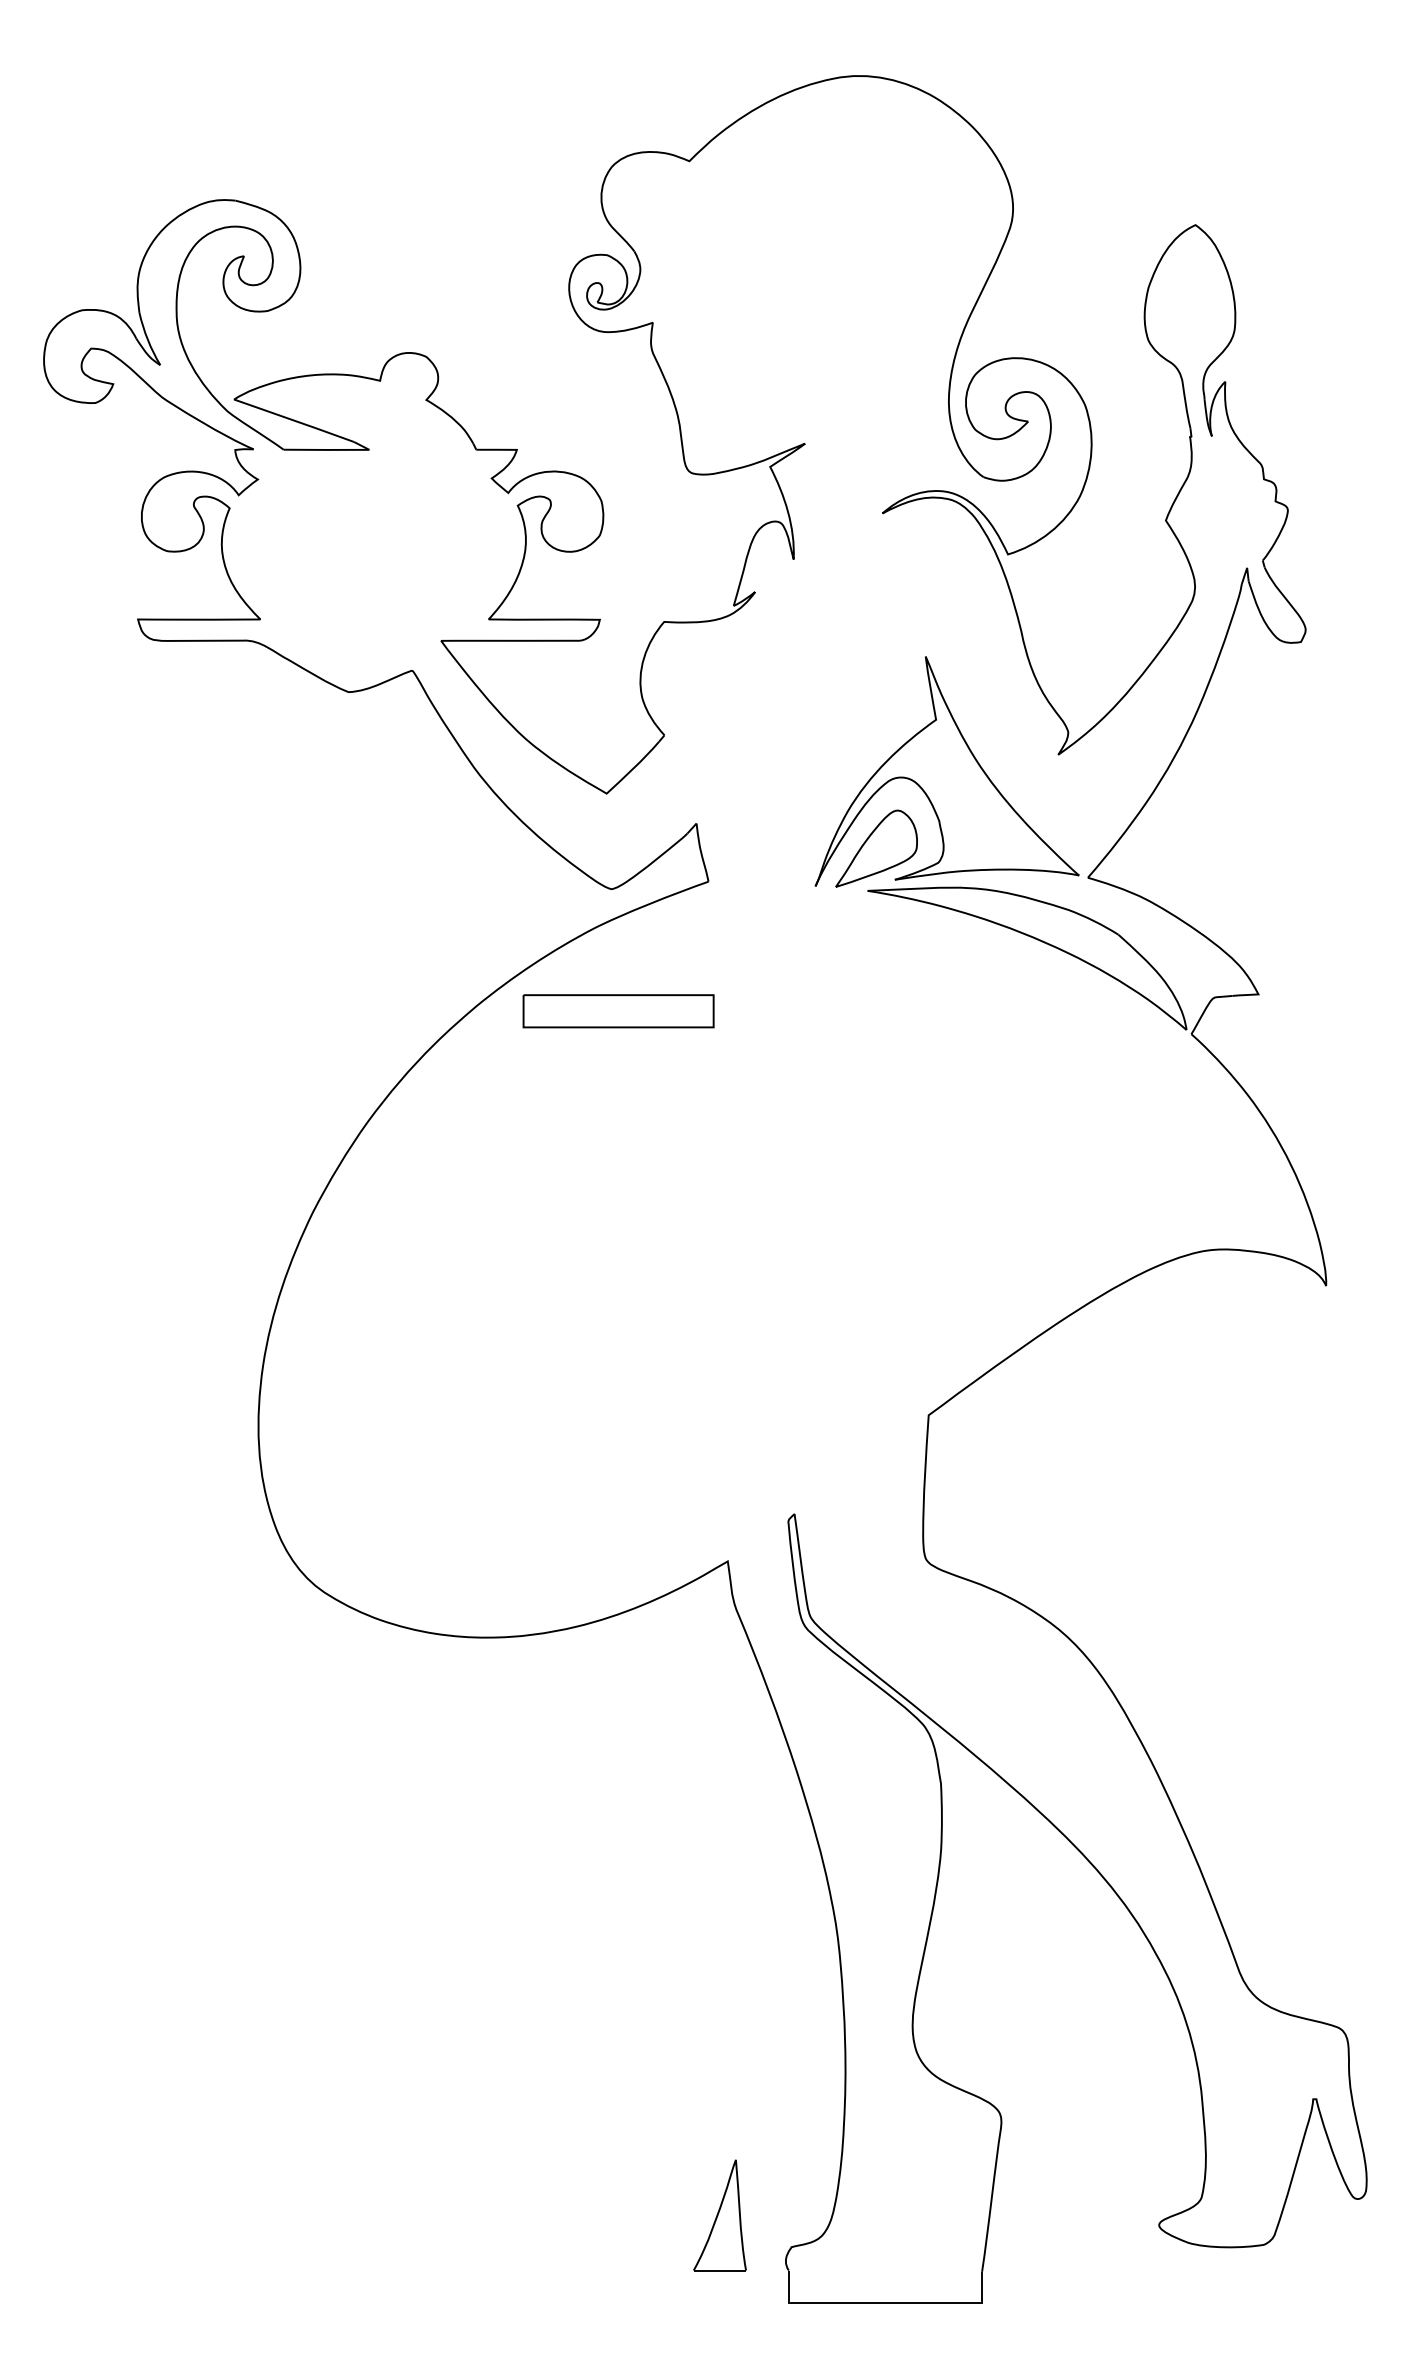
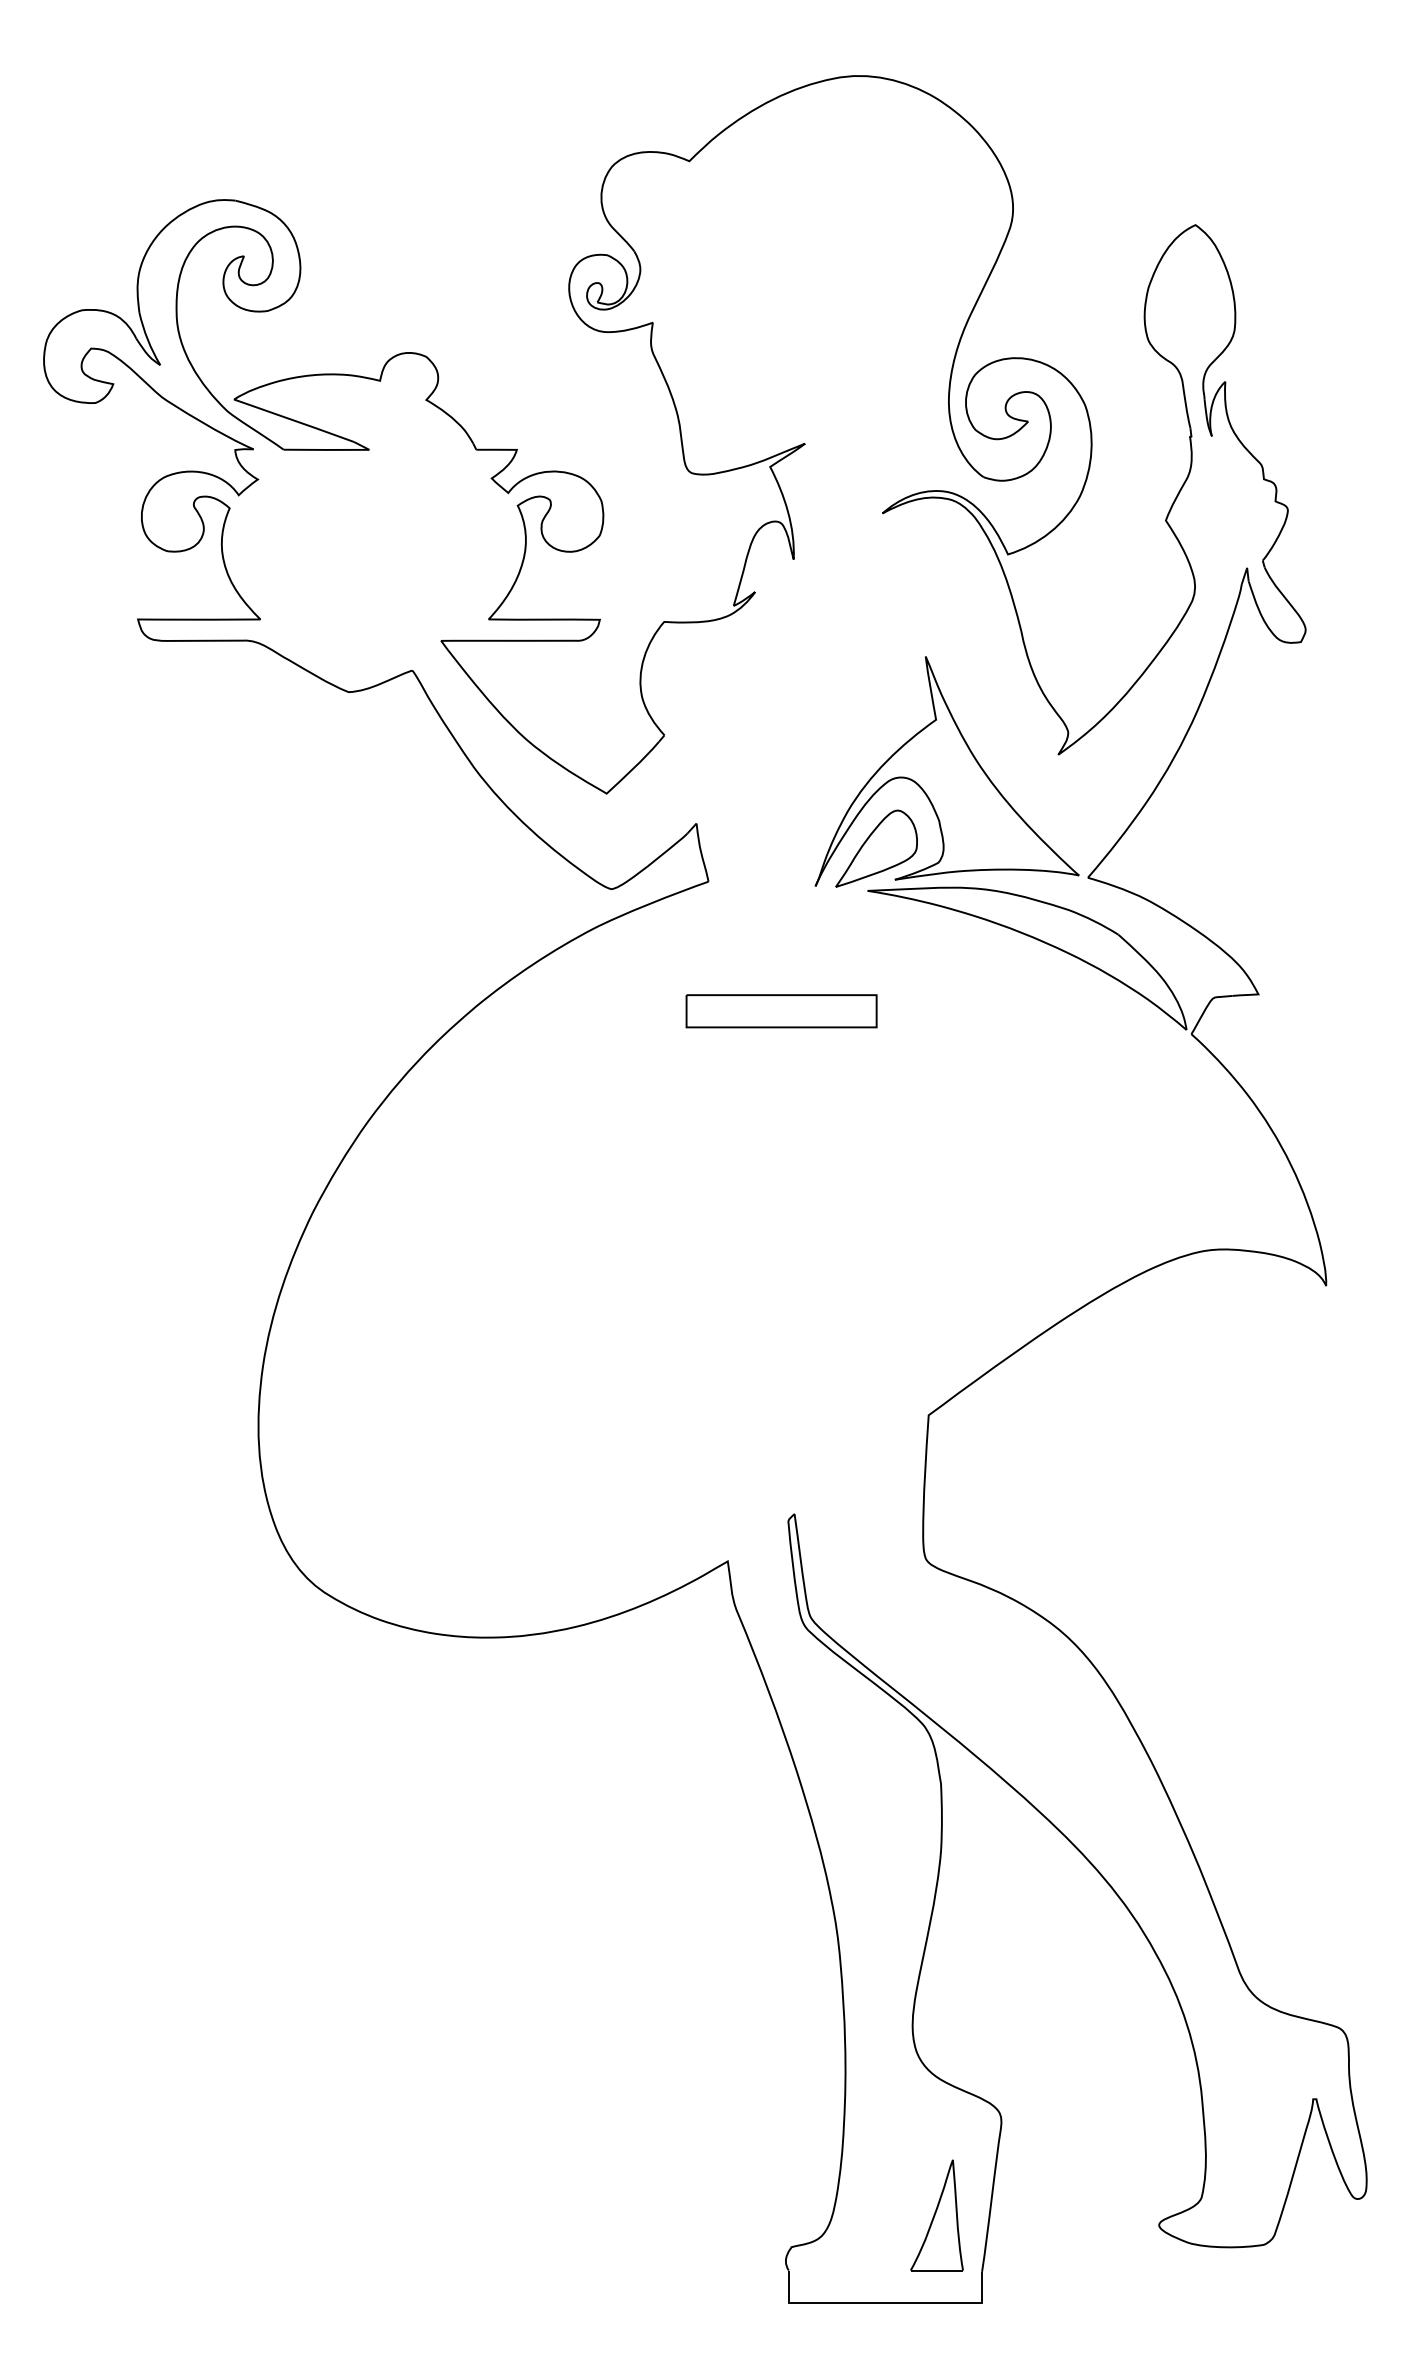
part position: (618, 1011) -> (781, 1011) (781, 1011)
part position: (719, 2215) -> (936, 2215) (936, 2215)
